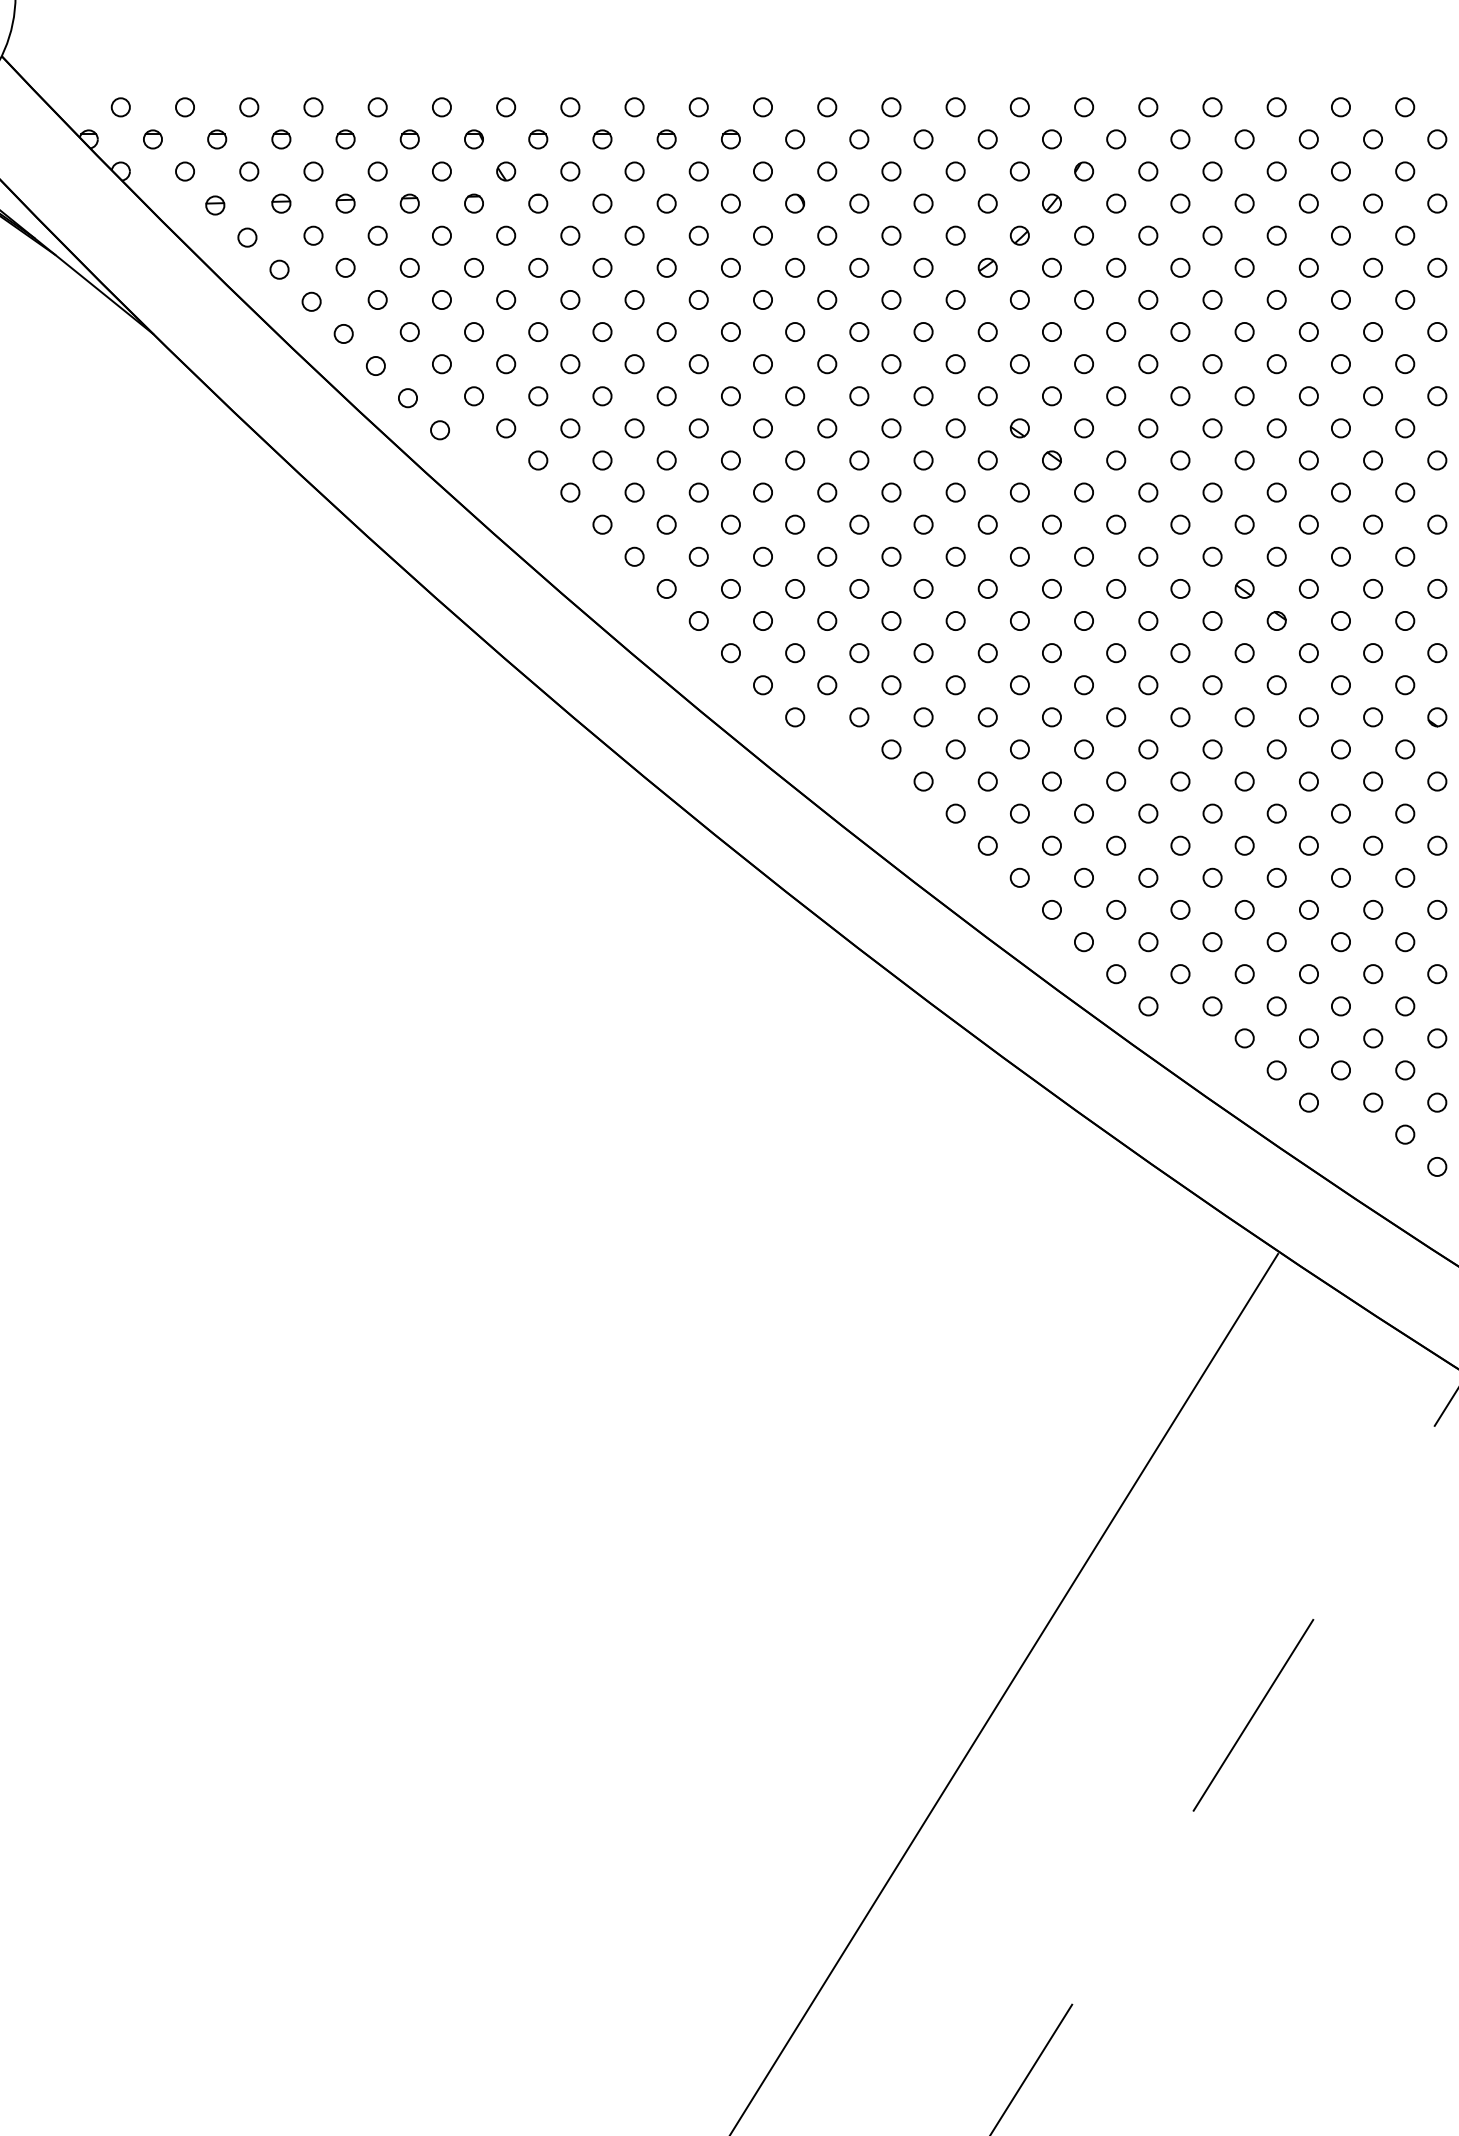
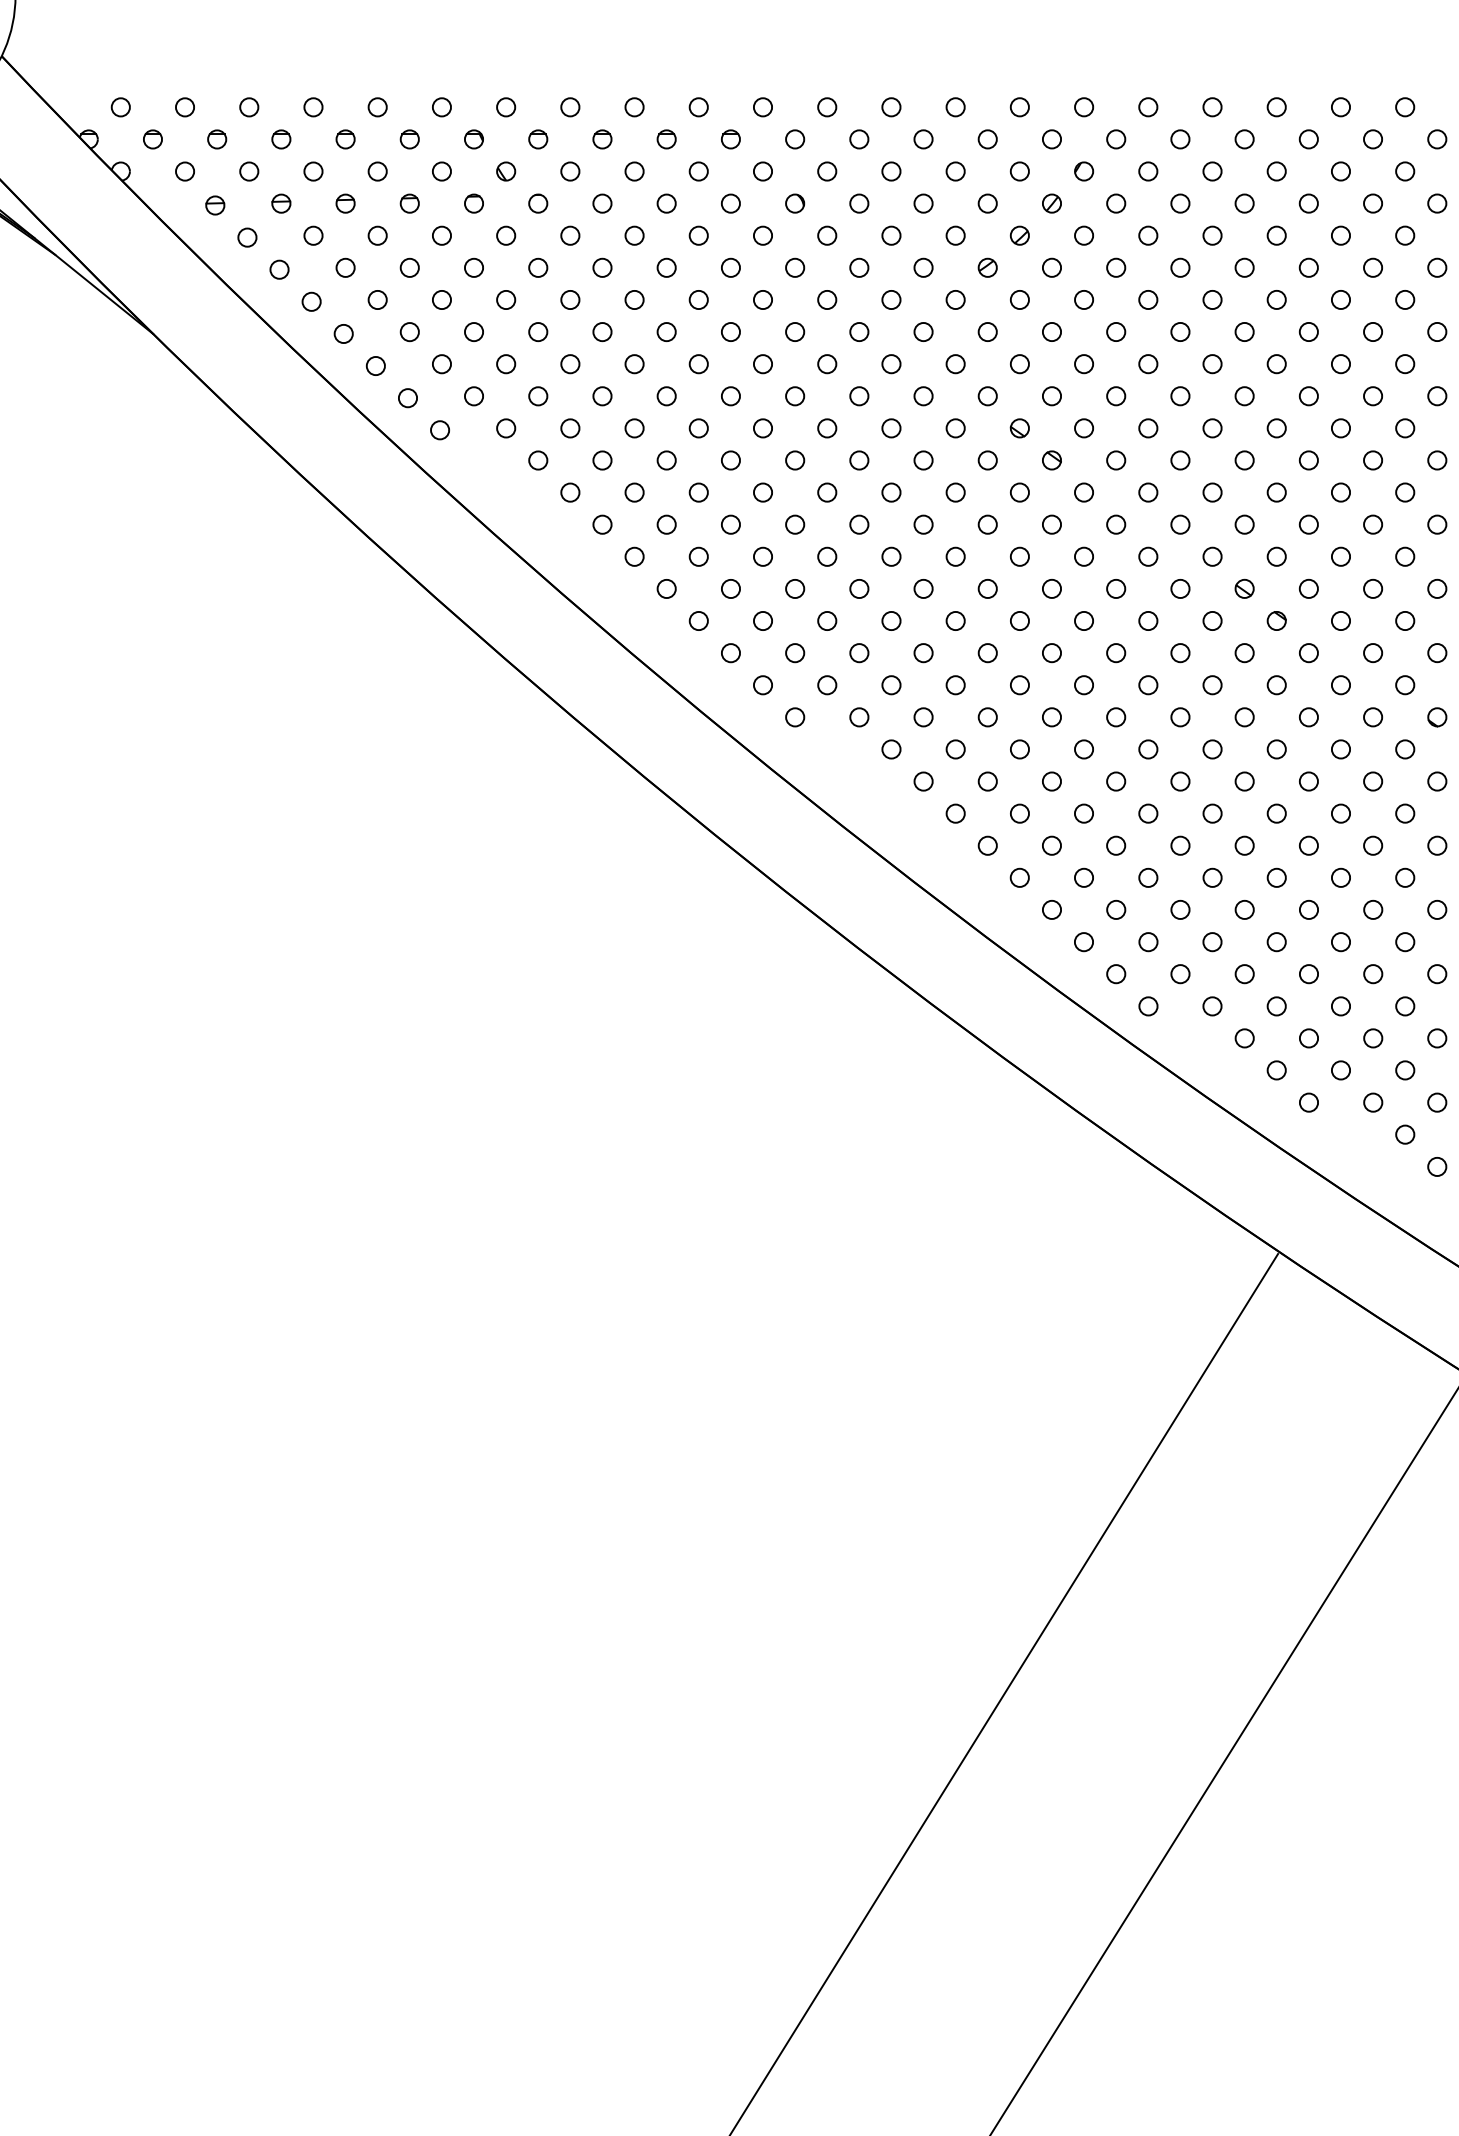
line: dashed -> solid (1224, 1761)
